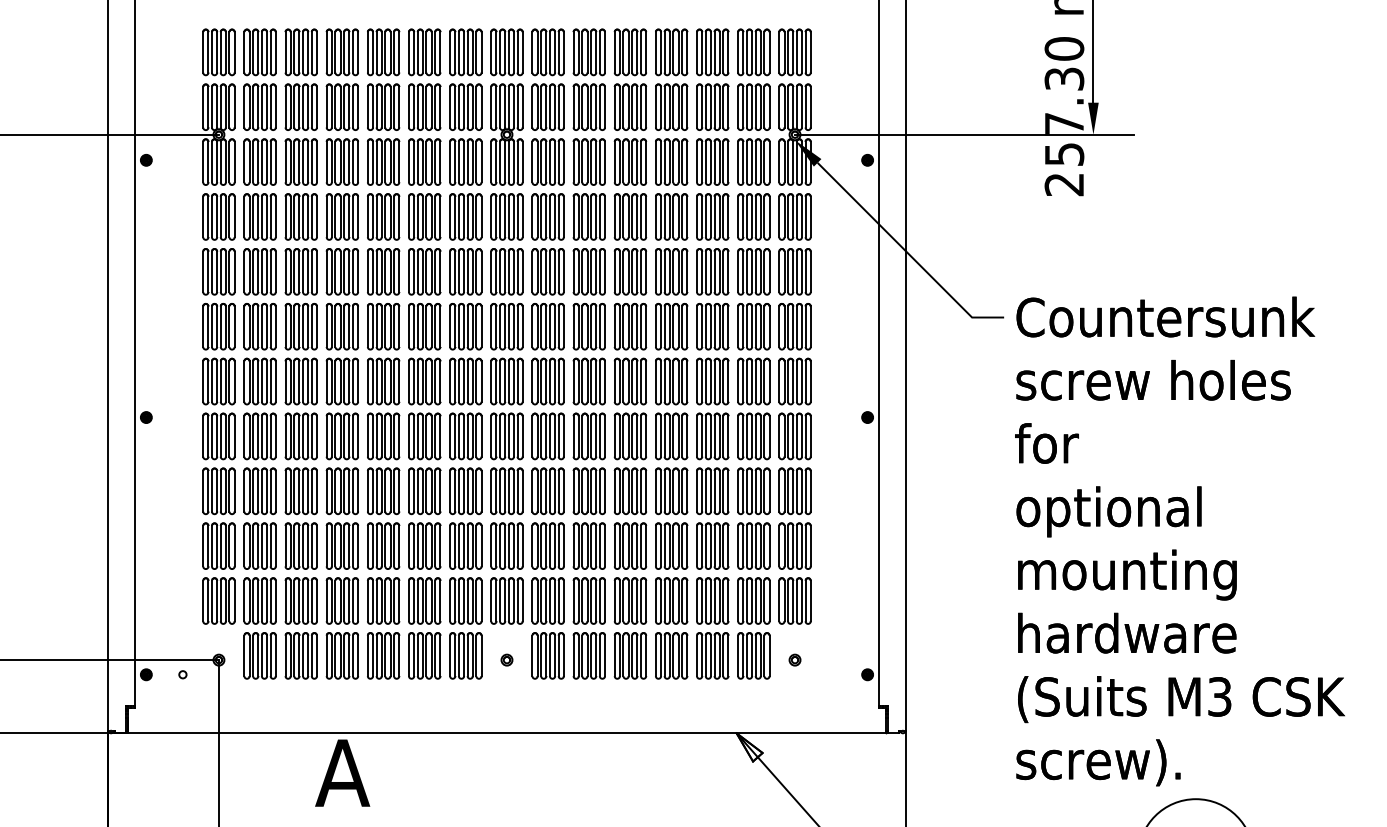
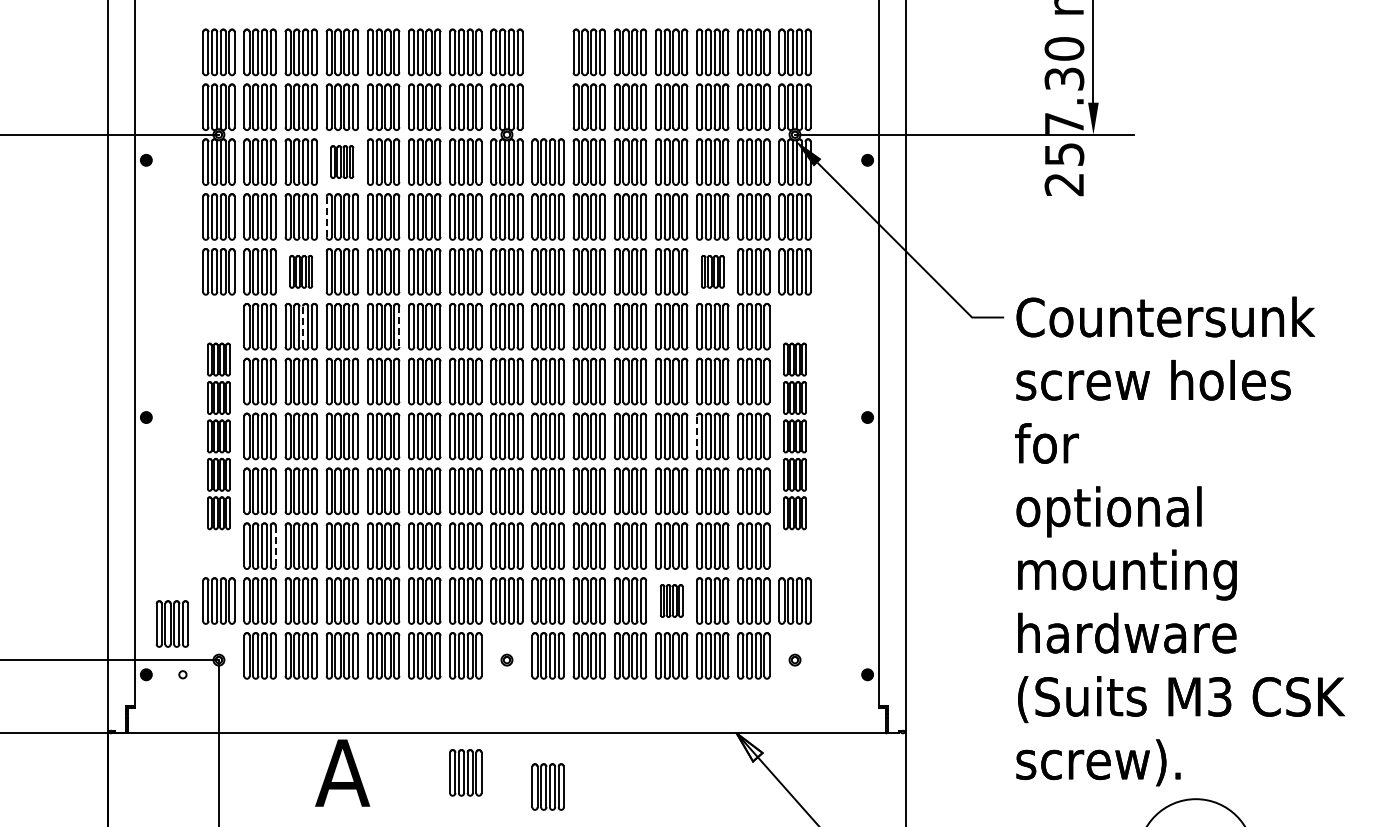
part: present -> none (547, 79)
part size: 34x48 px -> 25x34 px (342, 161)
line: solid -> dashed (326, 216)
part size: 34x48 px -> 25x34 px (301, 271)
part size: 34x48 px -> 24x34 px (712, 271)
line: solid -> dashed (303, 326)
line: solid -> dashed (399, 327)
line: solid -> dashed (697, 435)
part size: 34x267 px -> 24x189 px (218, 436)
part size: 34x267 px -> 24x189 px (794, 436)
line: solid -> dashed (275, 546)
part size: 34x48 px -> 25x34 px (671, 600)
part: none -> present (171, 623)
part: none -> present (465, 772)
part: none -> present (547, 786)
